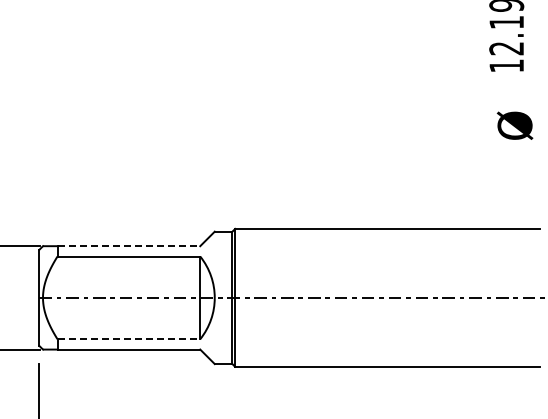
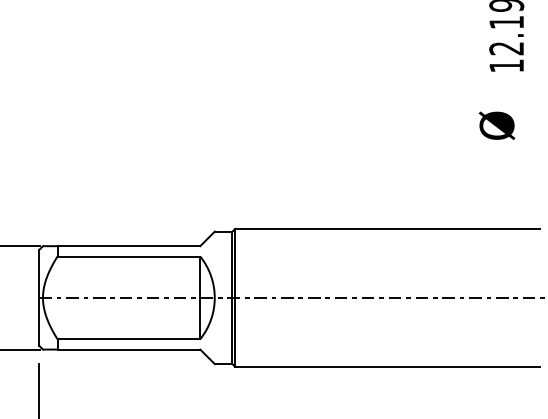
text position: (514, 125) -> (496, 125) (496, 125)
line: dashed -> solid (129, 246)
line: dashed -> solid (129, 339)
